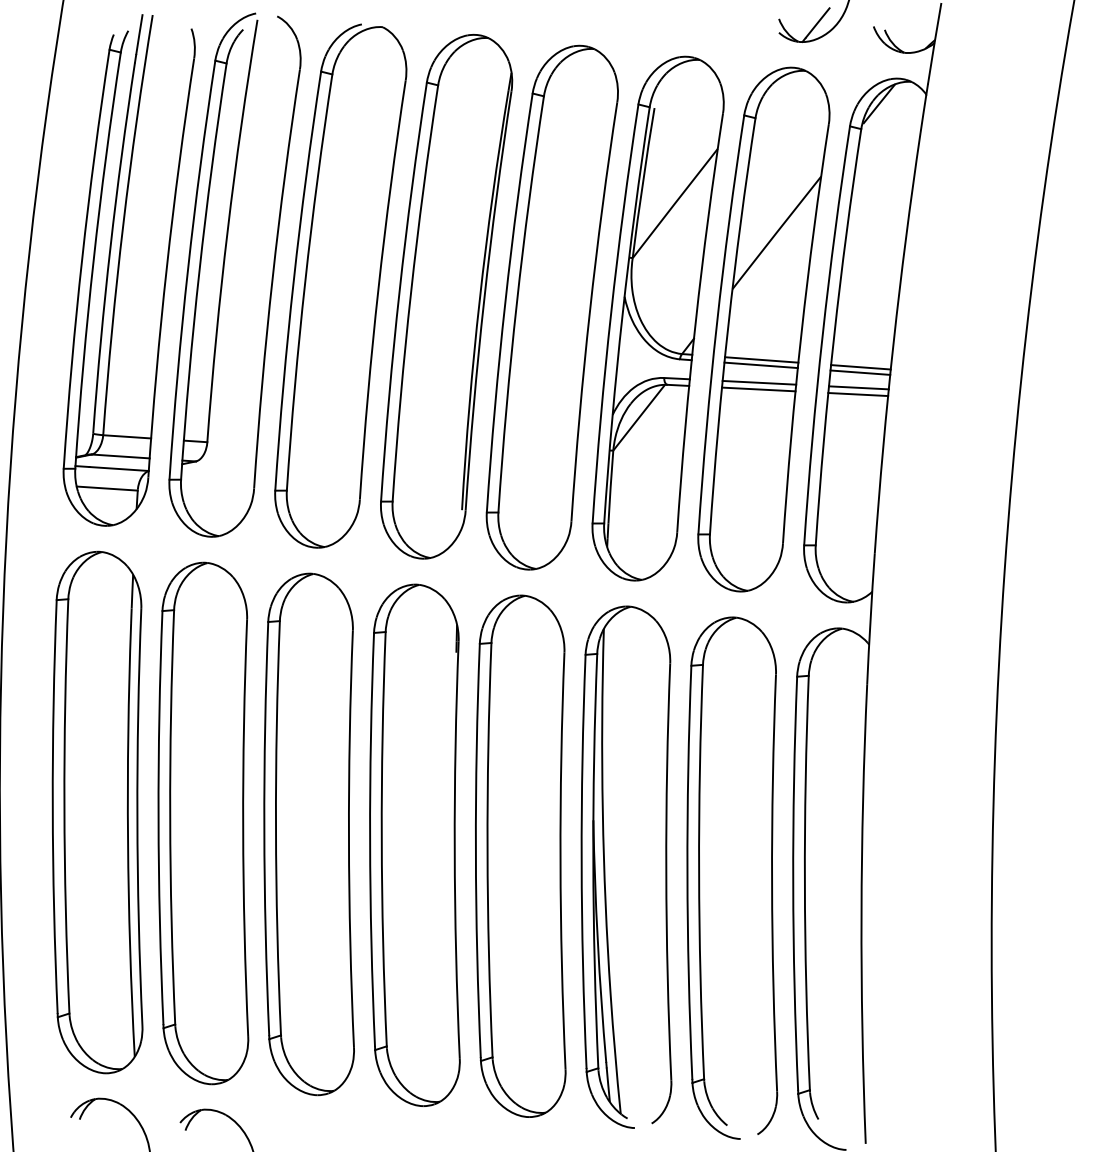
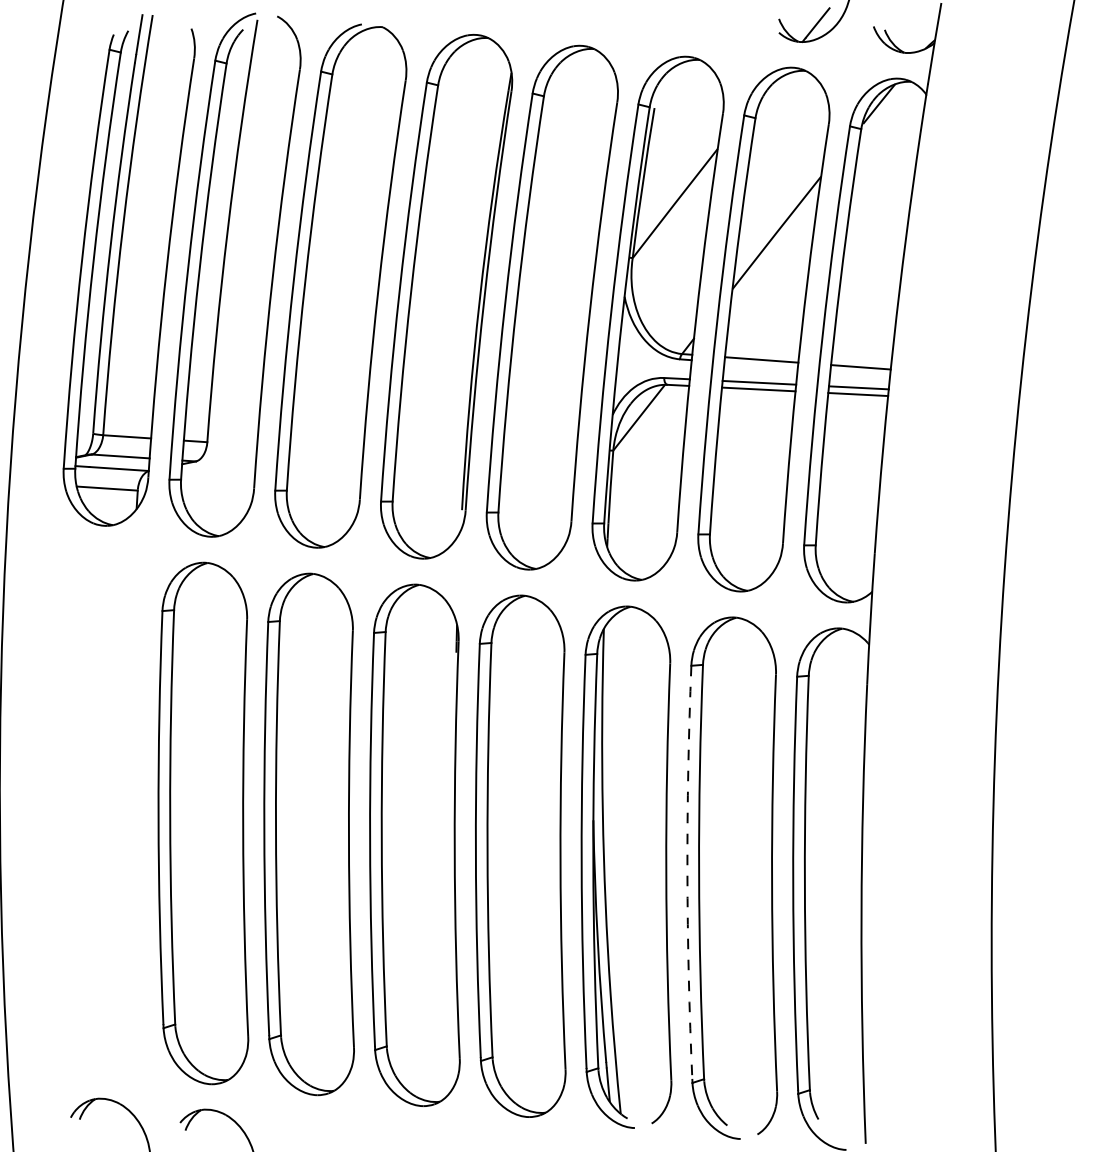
line: present -> none (760, 365)
line: present -> none (860, 372)
part: present -> none (97, 812)
arc: solid -> dashed (687, 872)
